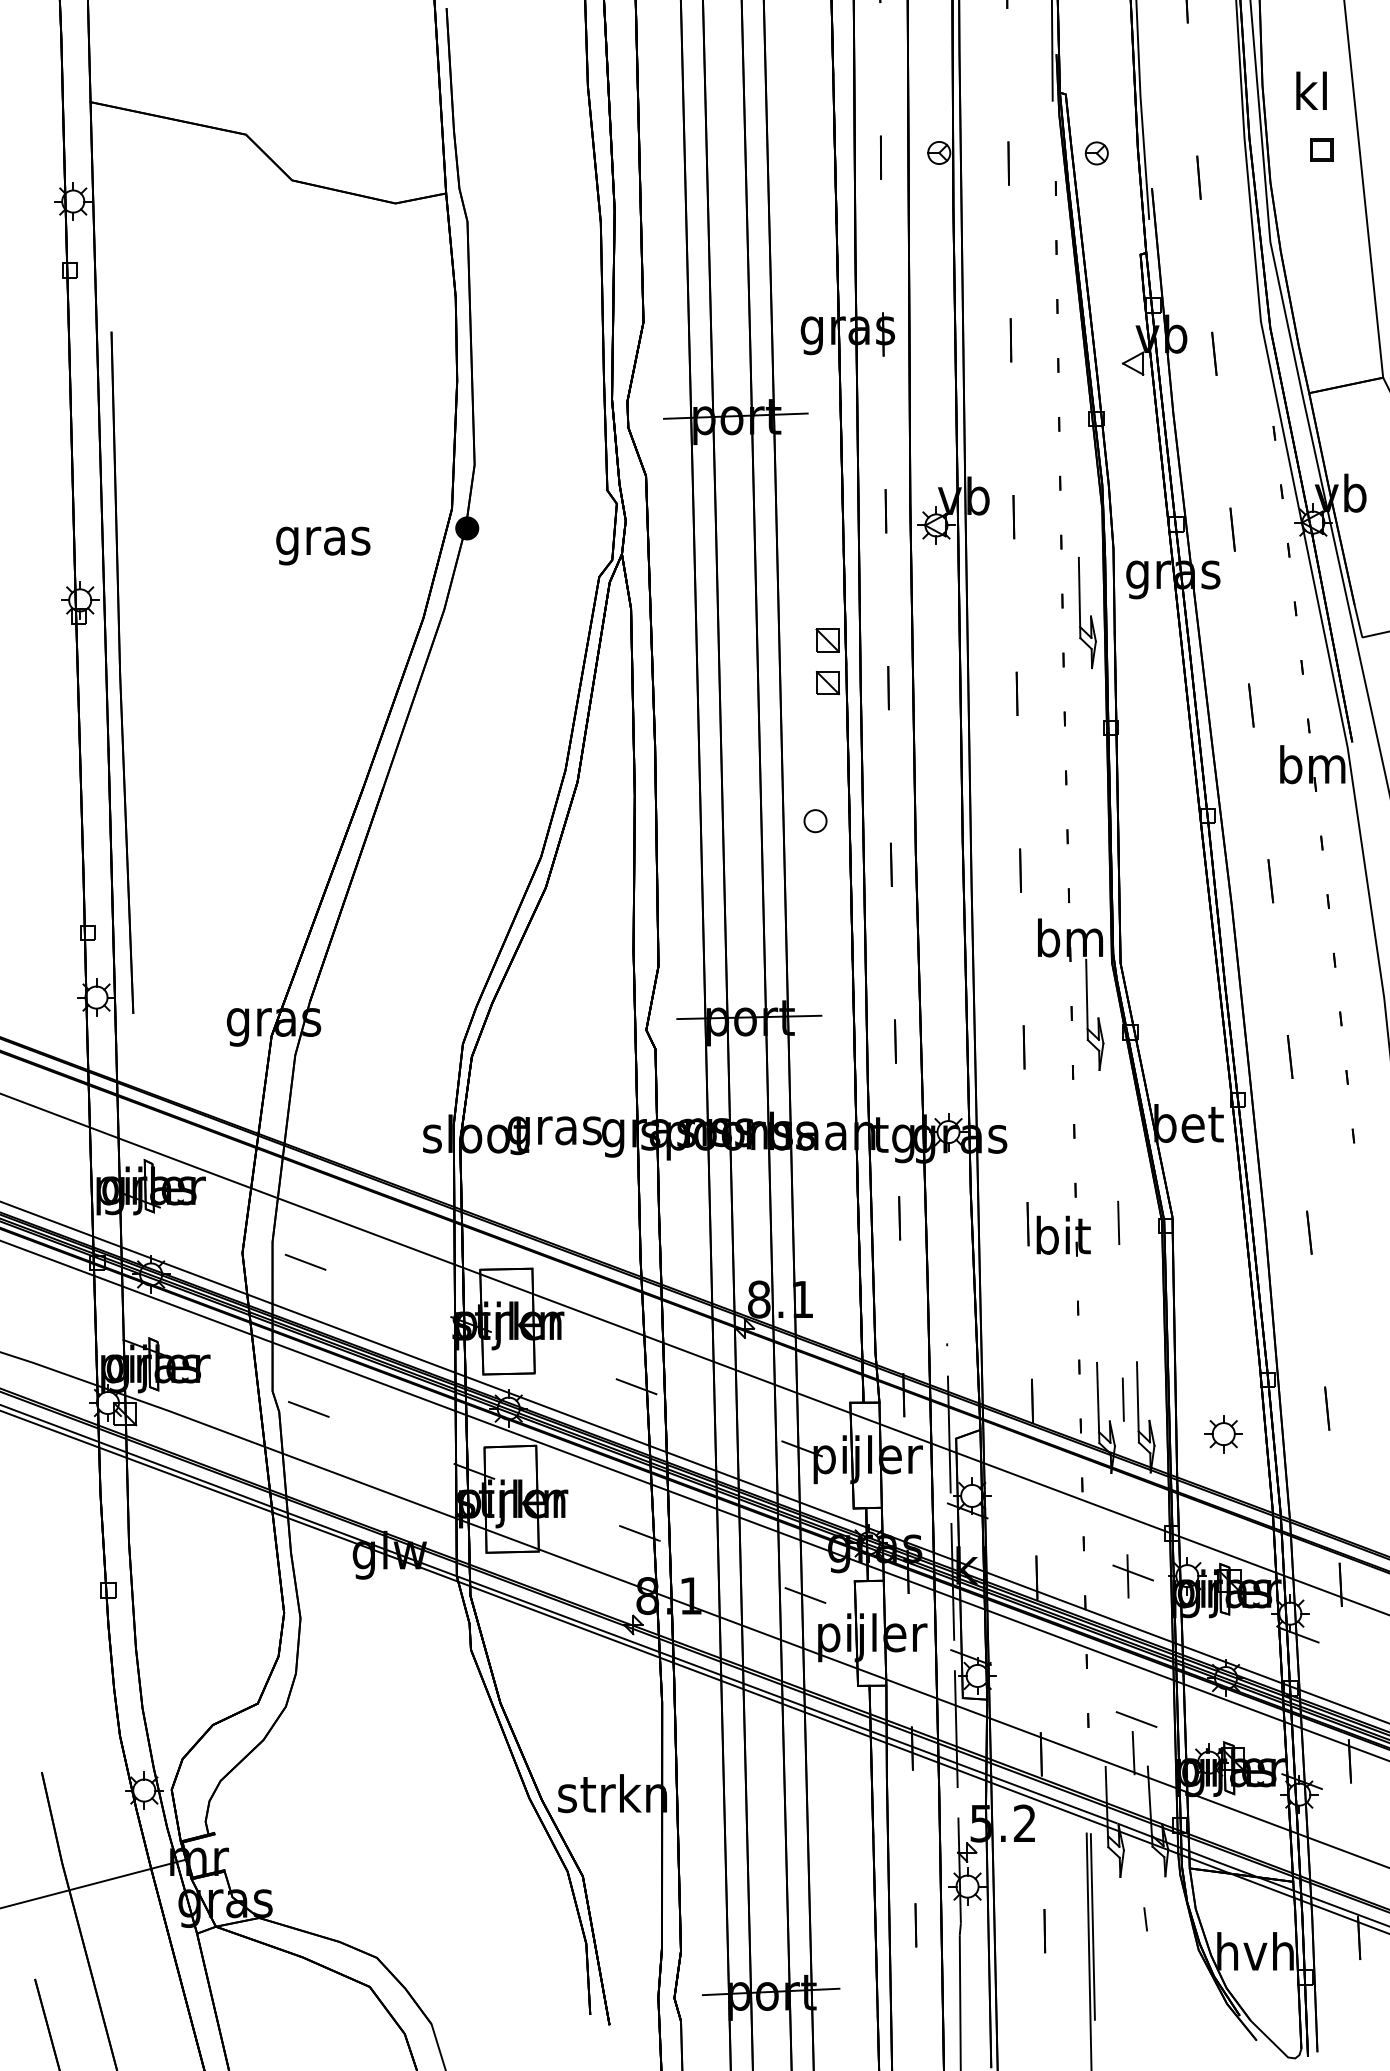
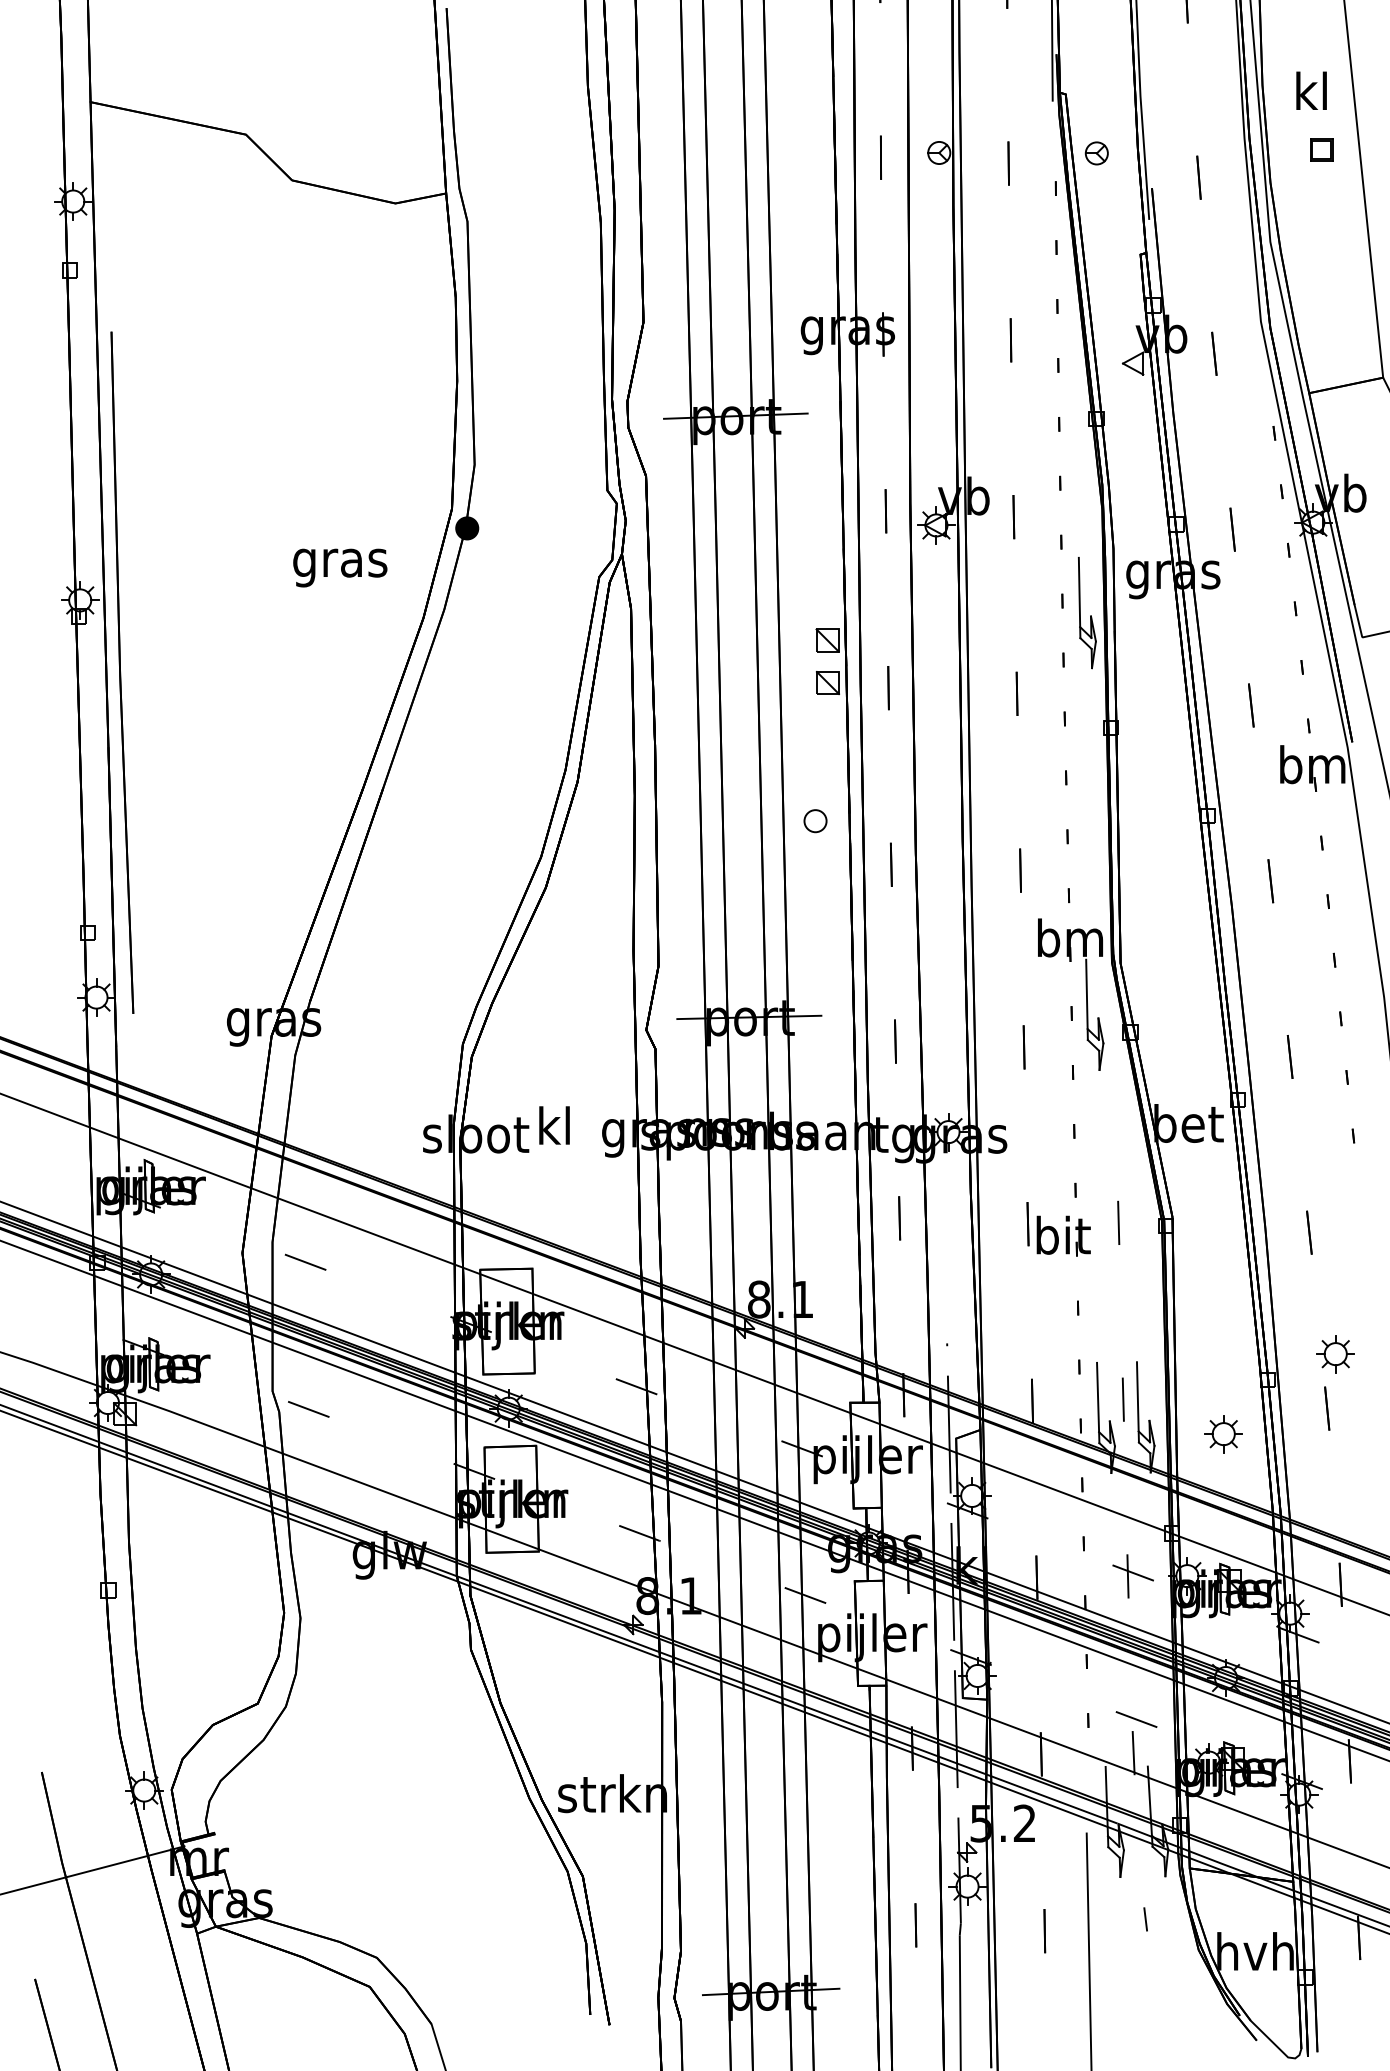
text position: (323, 545) -> (340, 567) (340, 567)
text: gras -> kl (554, 1130)
part: none -> present (1335, 1354)
line position: (94, 1883) -> (93, 1870) (93, 1870)
line: present -> none (1092, 1926)
